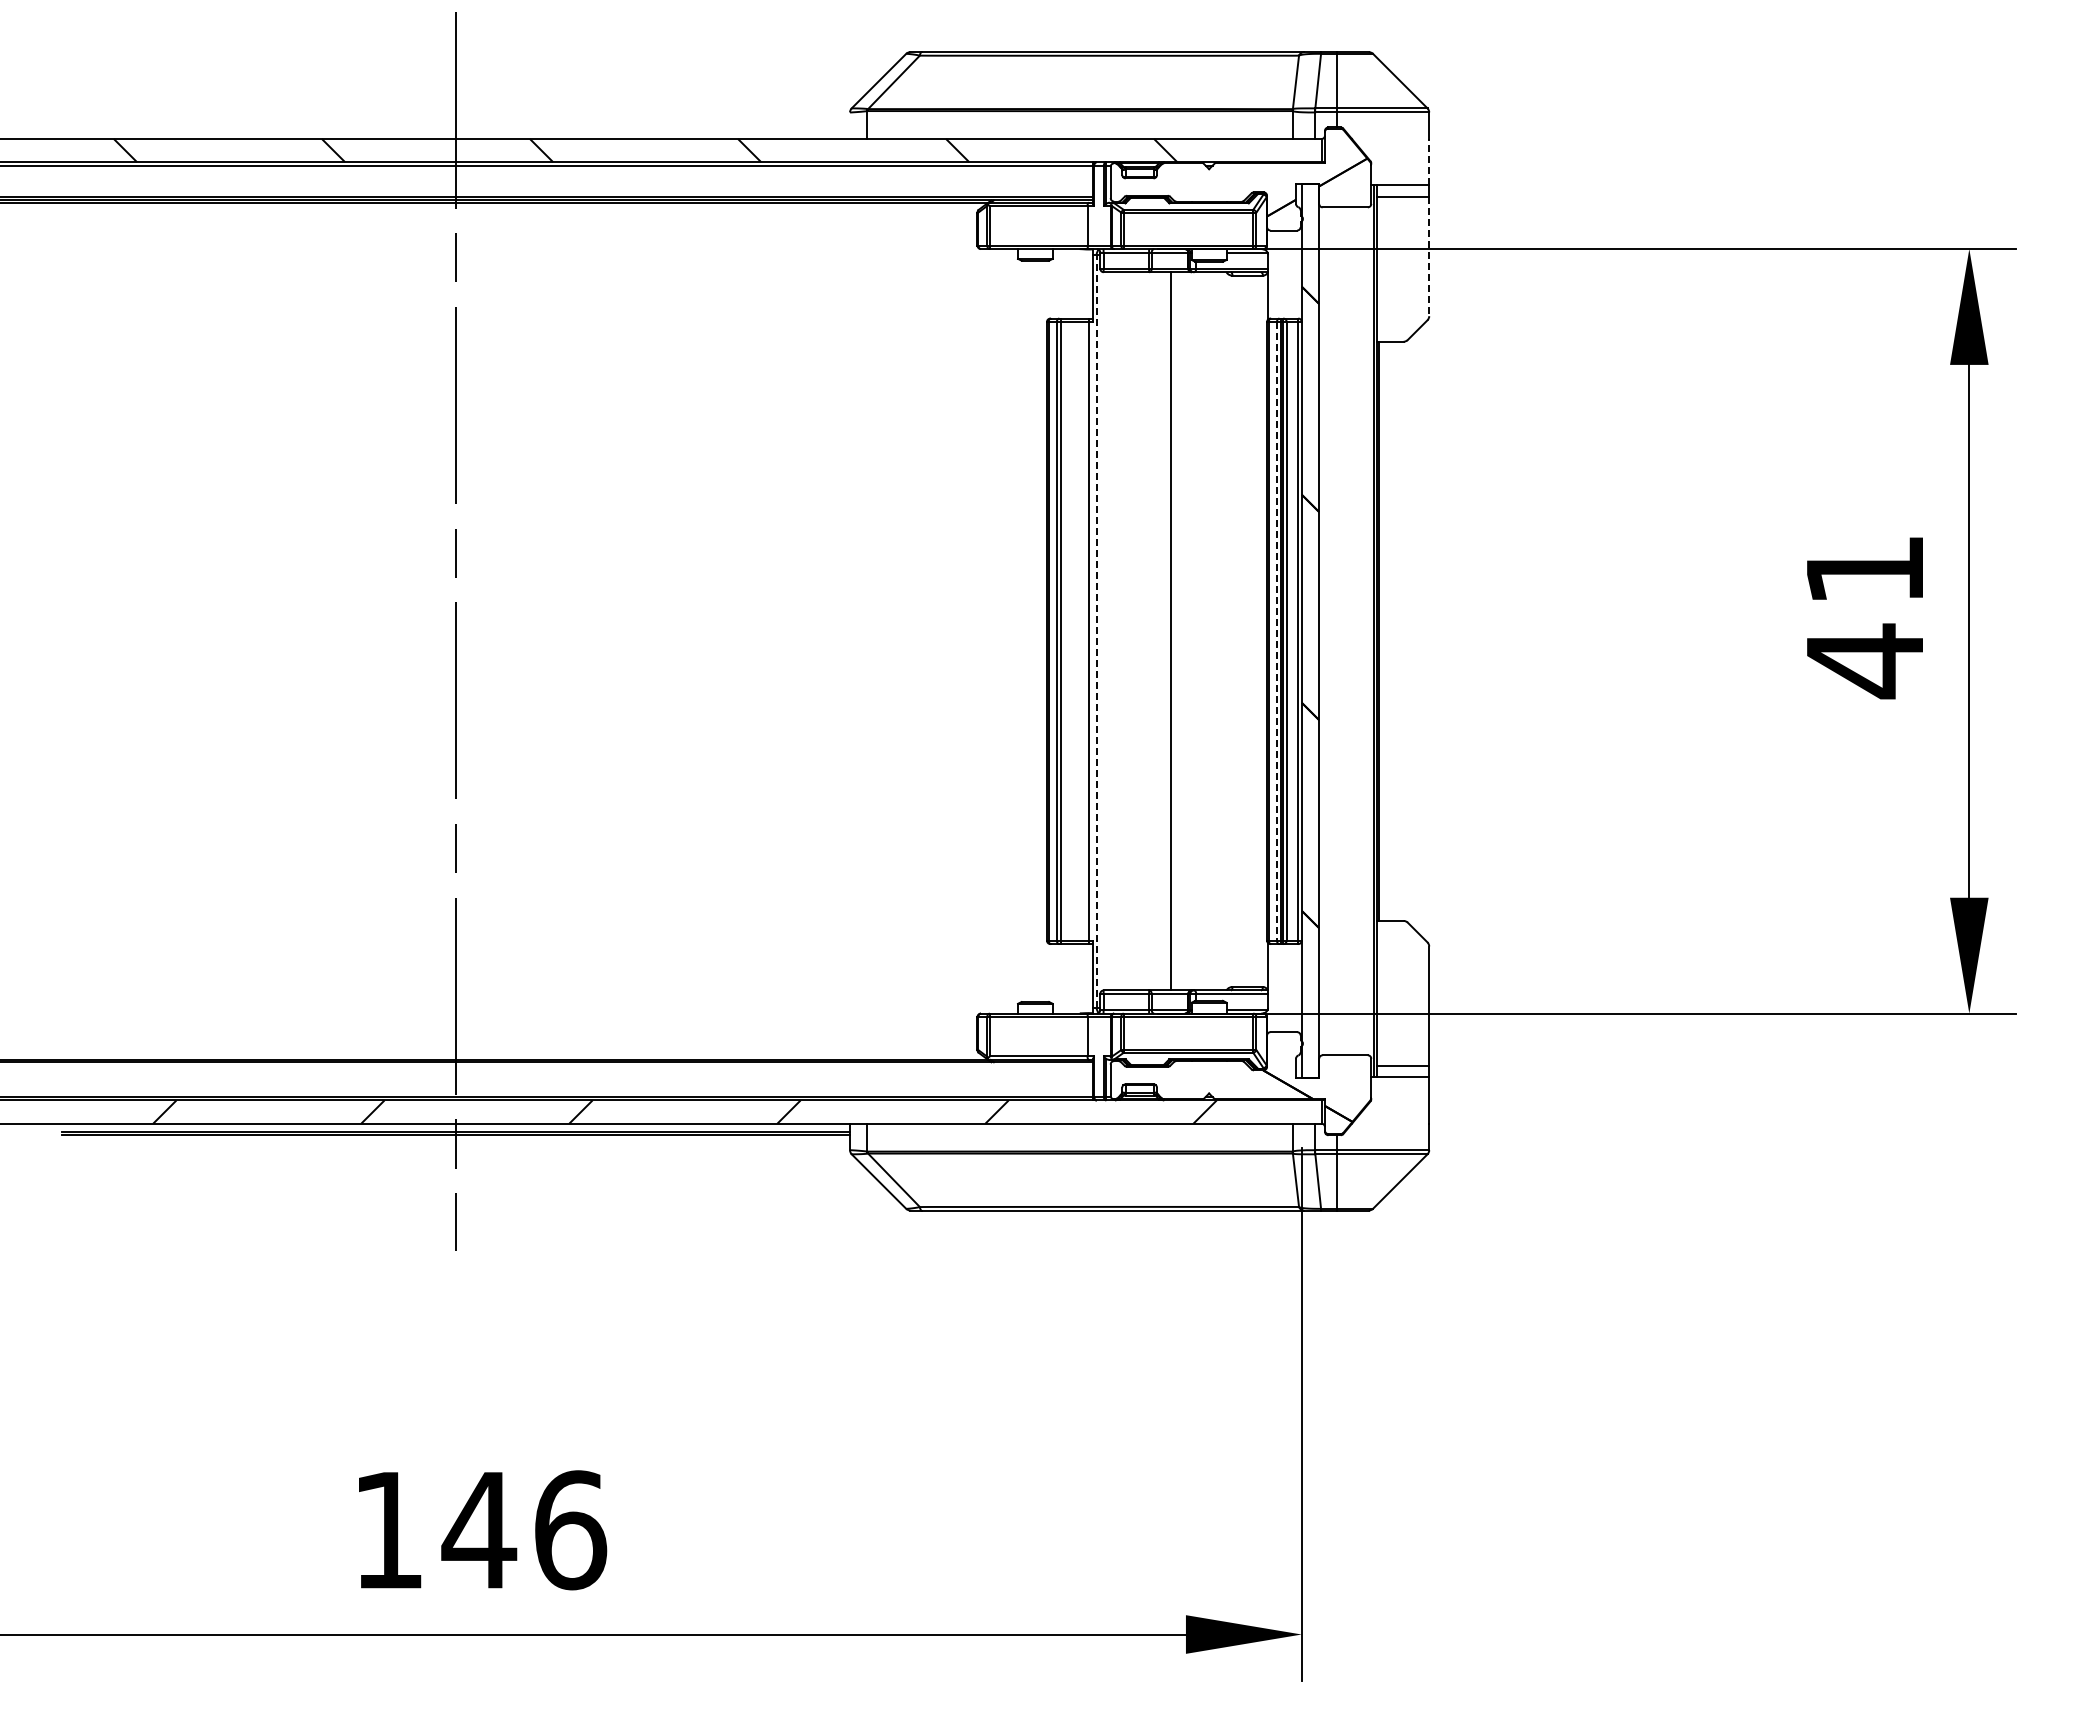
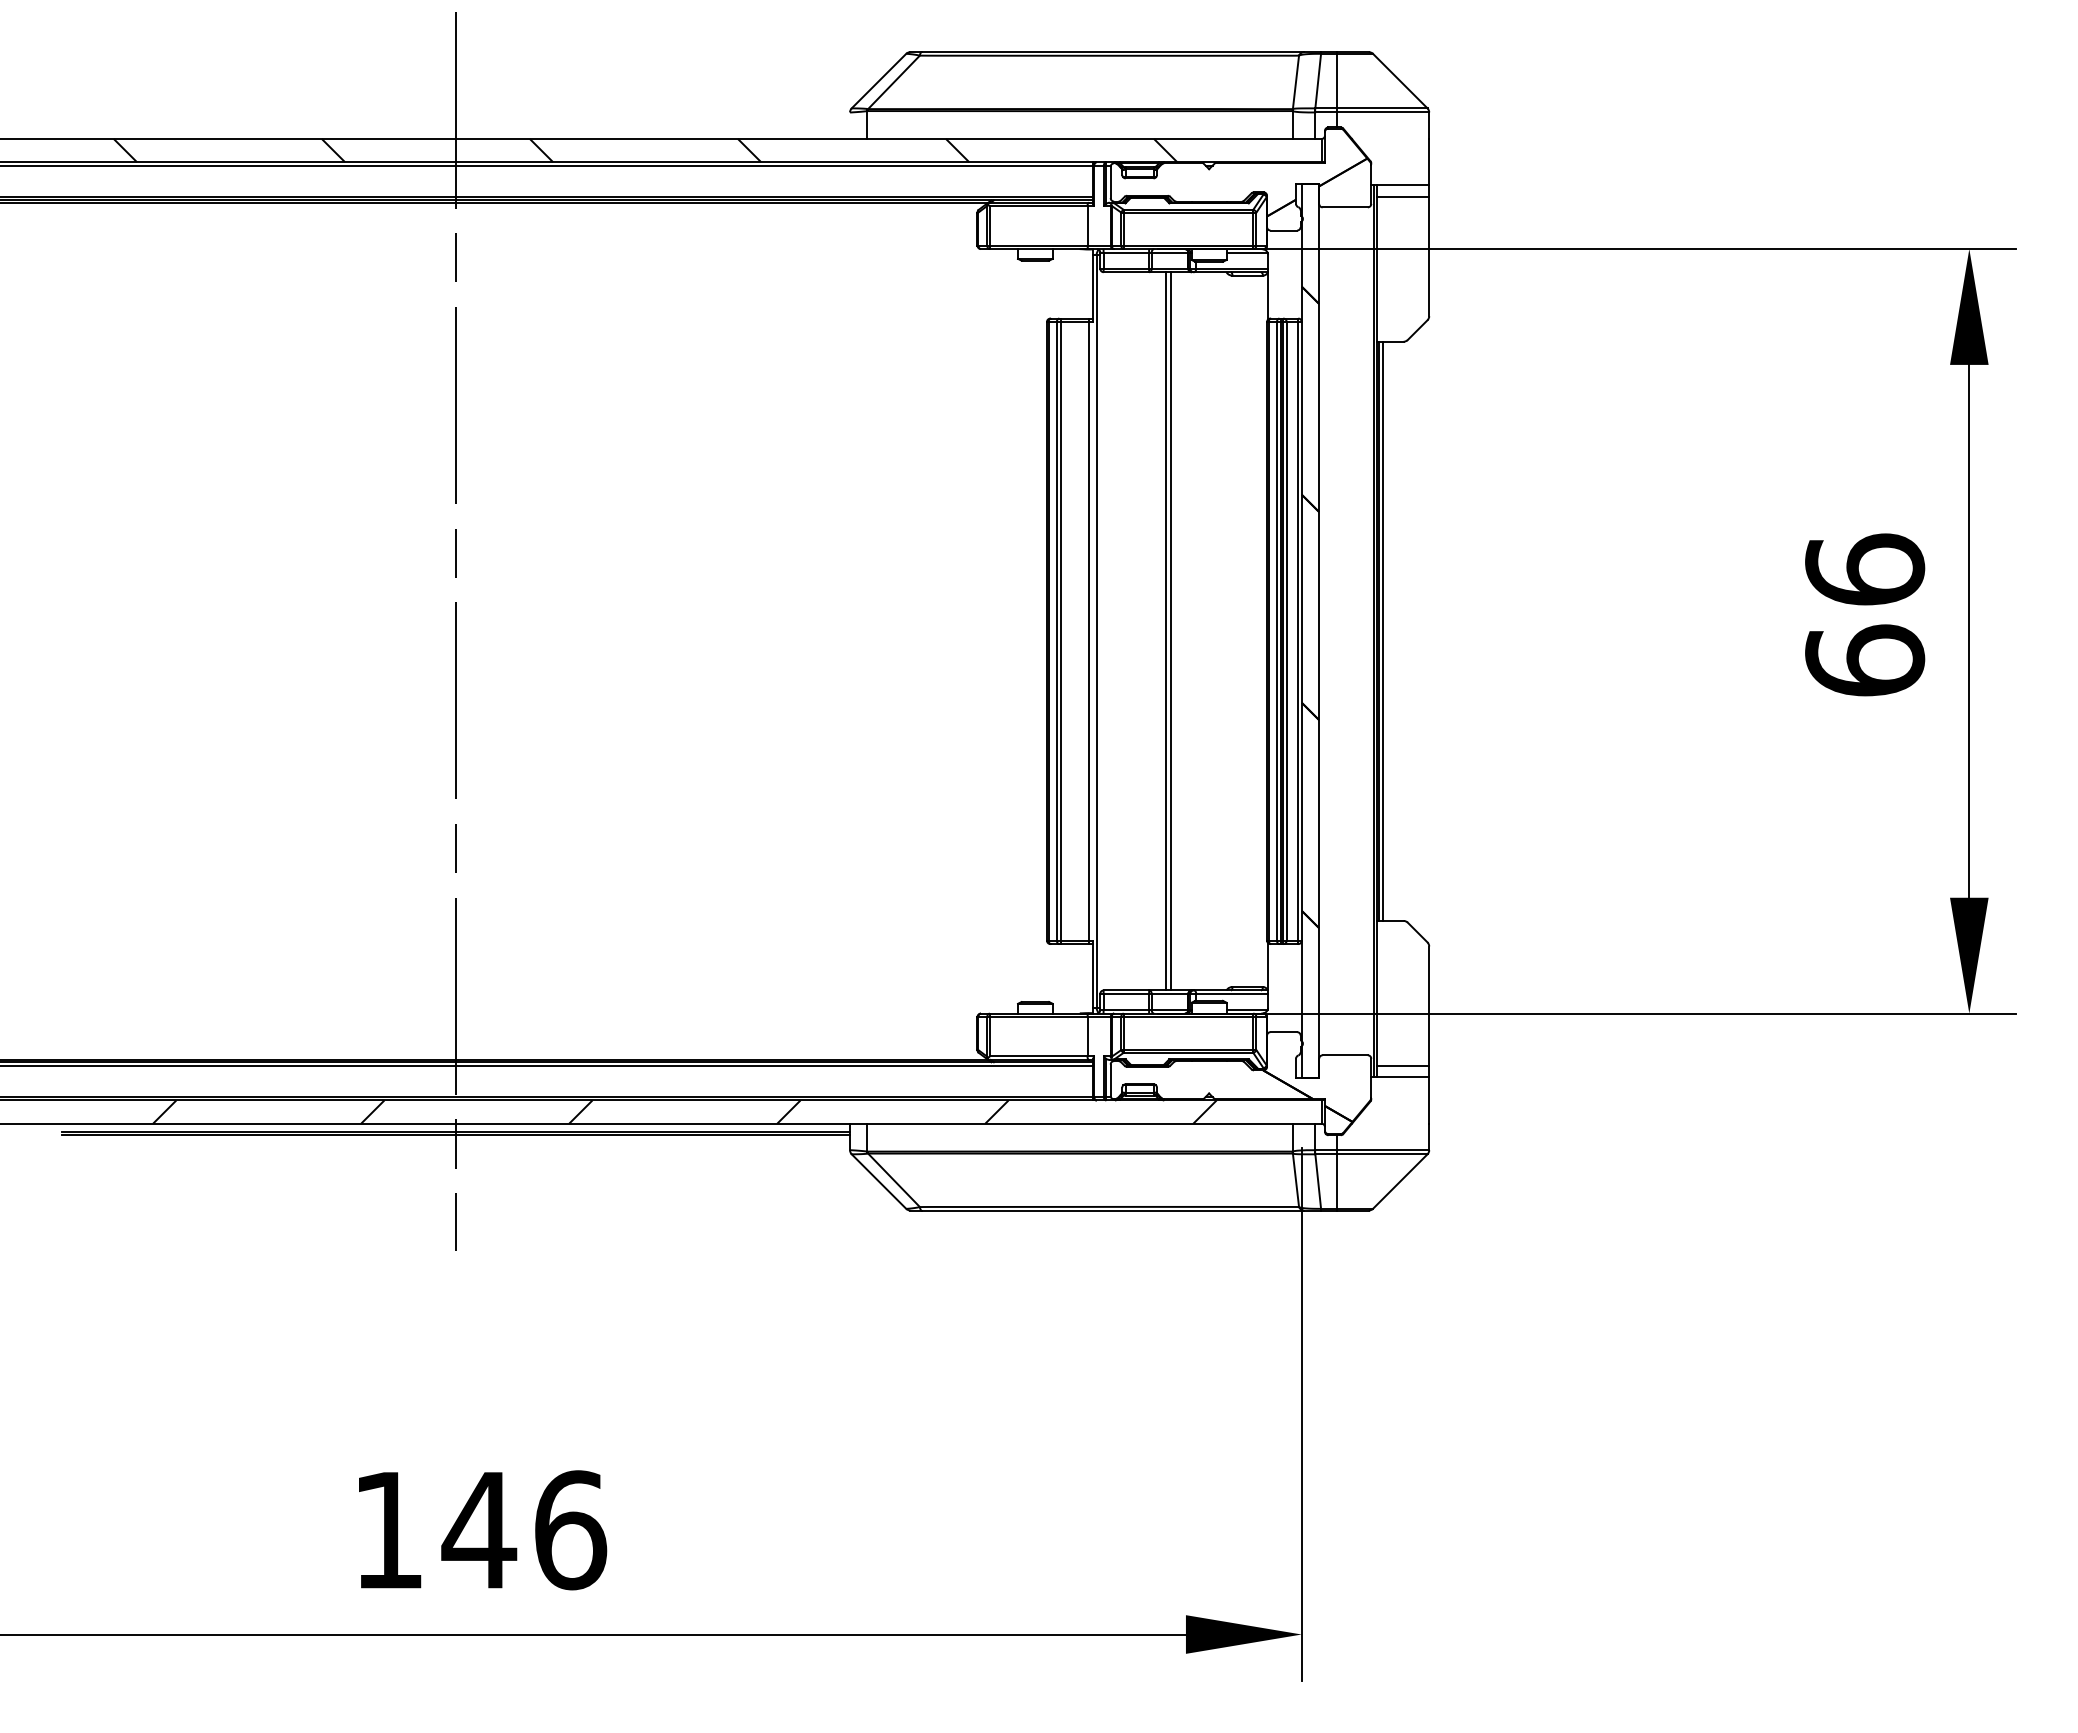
line: dashed -> solid (1429, 161)
line: dashed -> solid (1429, 256)
text: 41 -> 66 (1865, 616)
line: dashed -> solid (1096, 630)
line: none -> present (1382, 630)
line: none -> present (1165, 631)
line: dashed -> solid (1276, 631)
line: none -> present (547, 1065)
